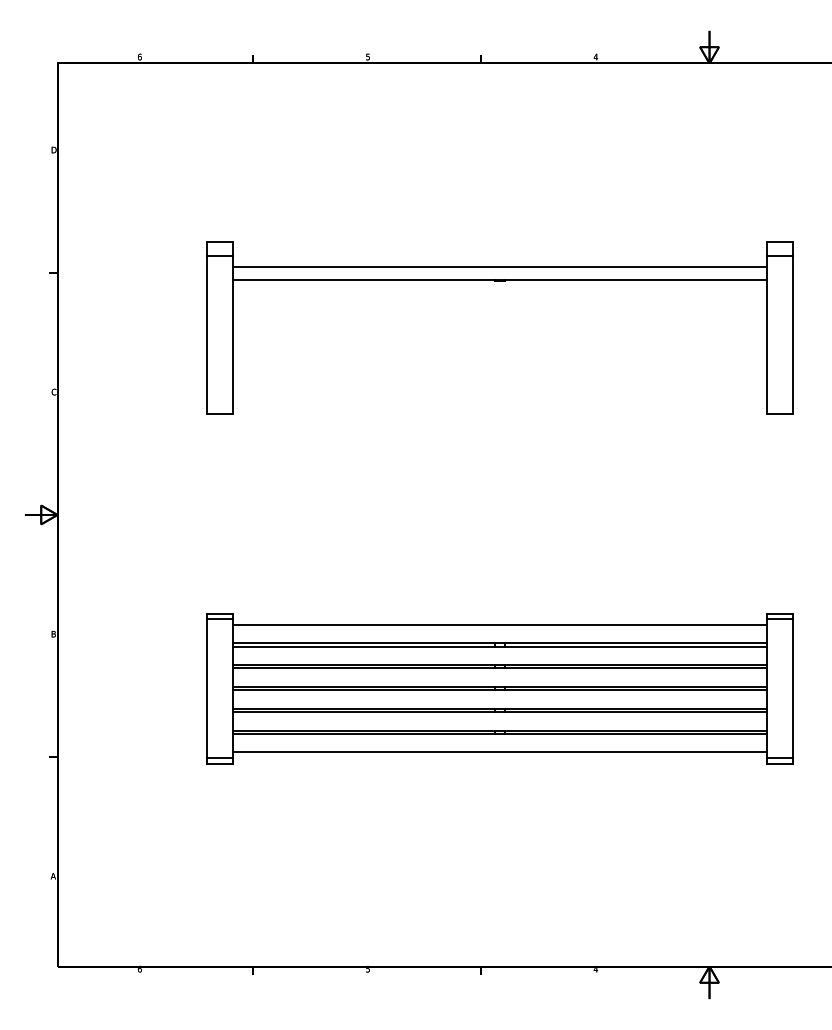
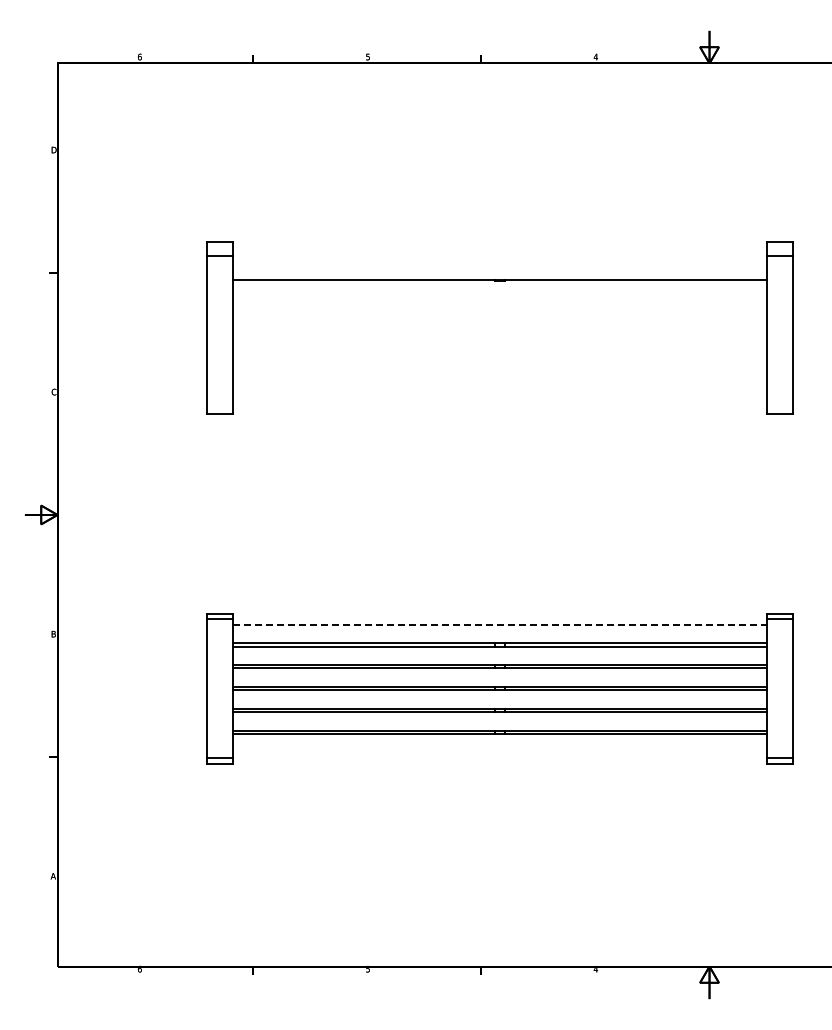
line: present -> none (499, 267)
line: solid -> dashed (500, 624)
line: present -> none (499, 752)
